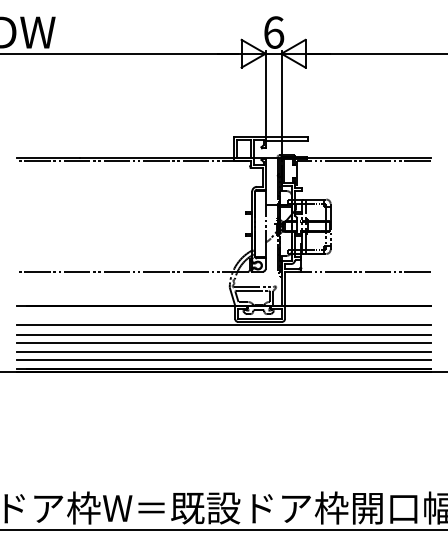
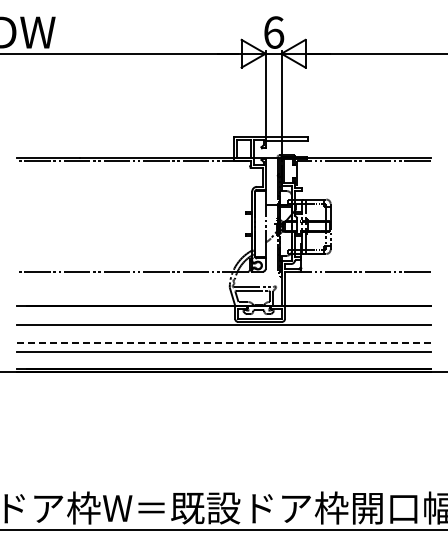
line: present -> none (223, 334)
line: solid -> dashed (223, 342)
line: present -> none (223, 359)
